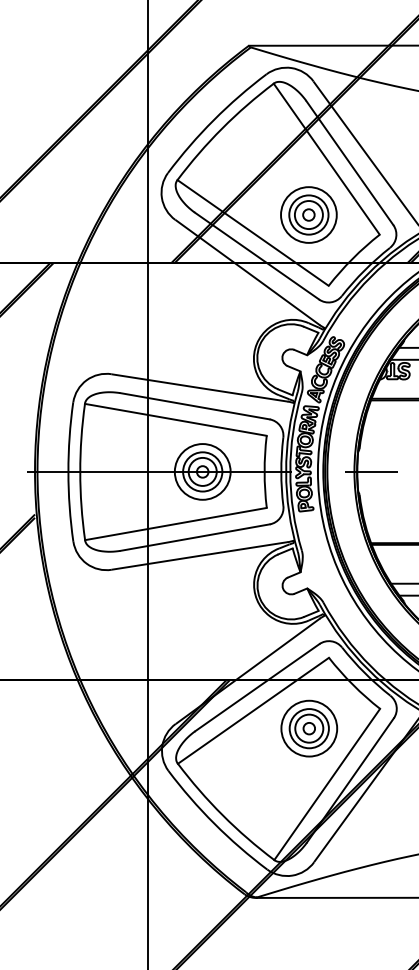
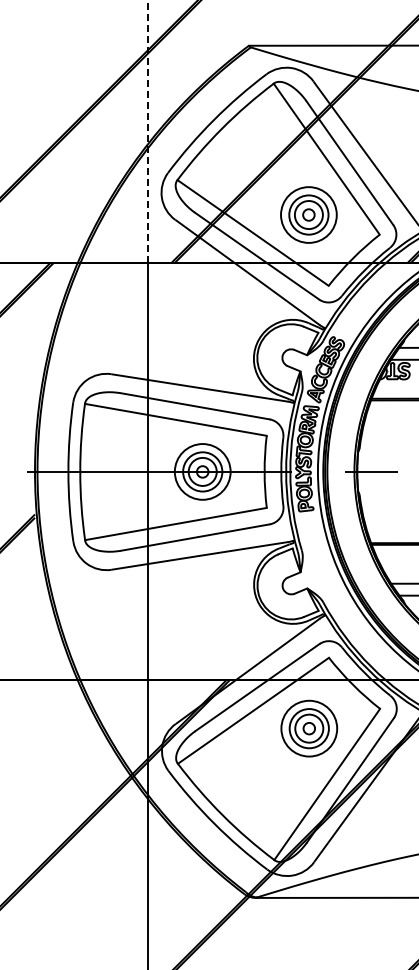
line: solid -> dashed (148, 131)
